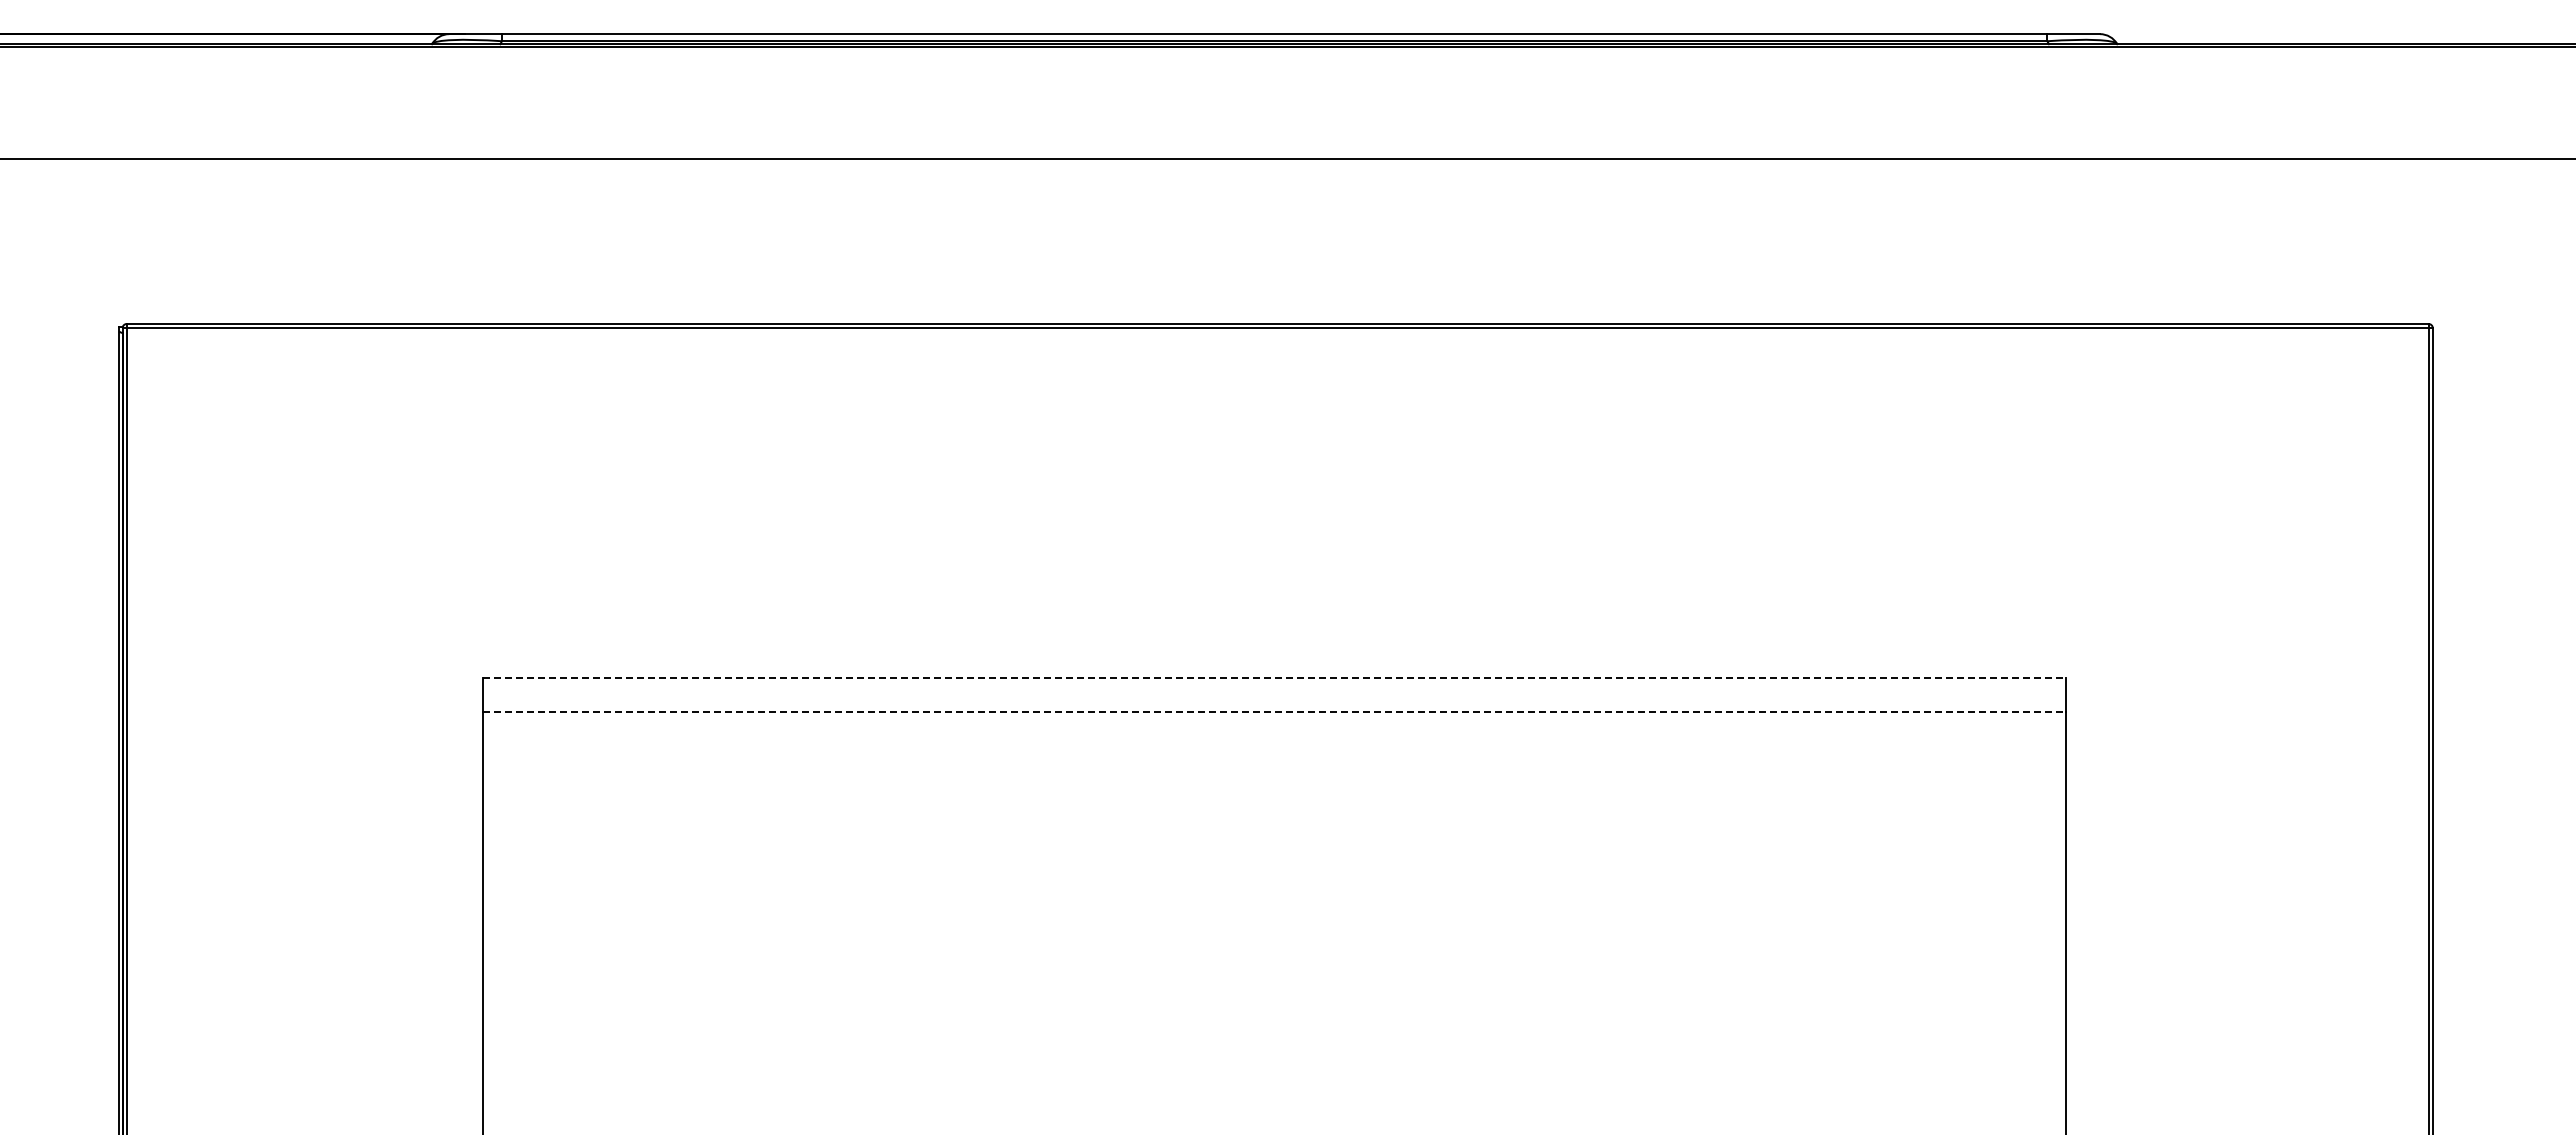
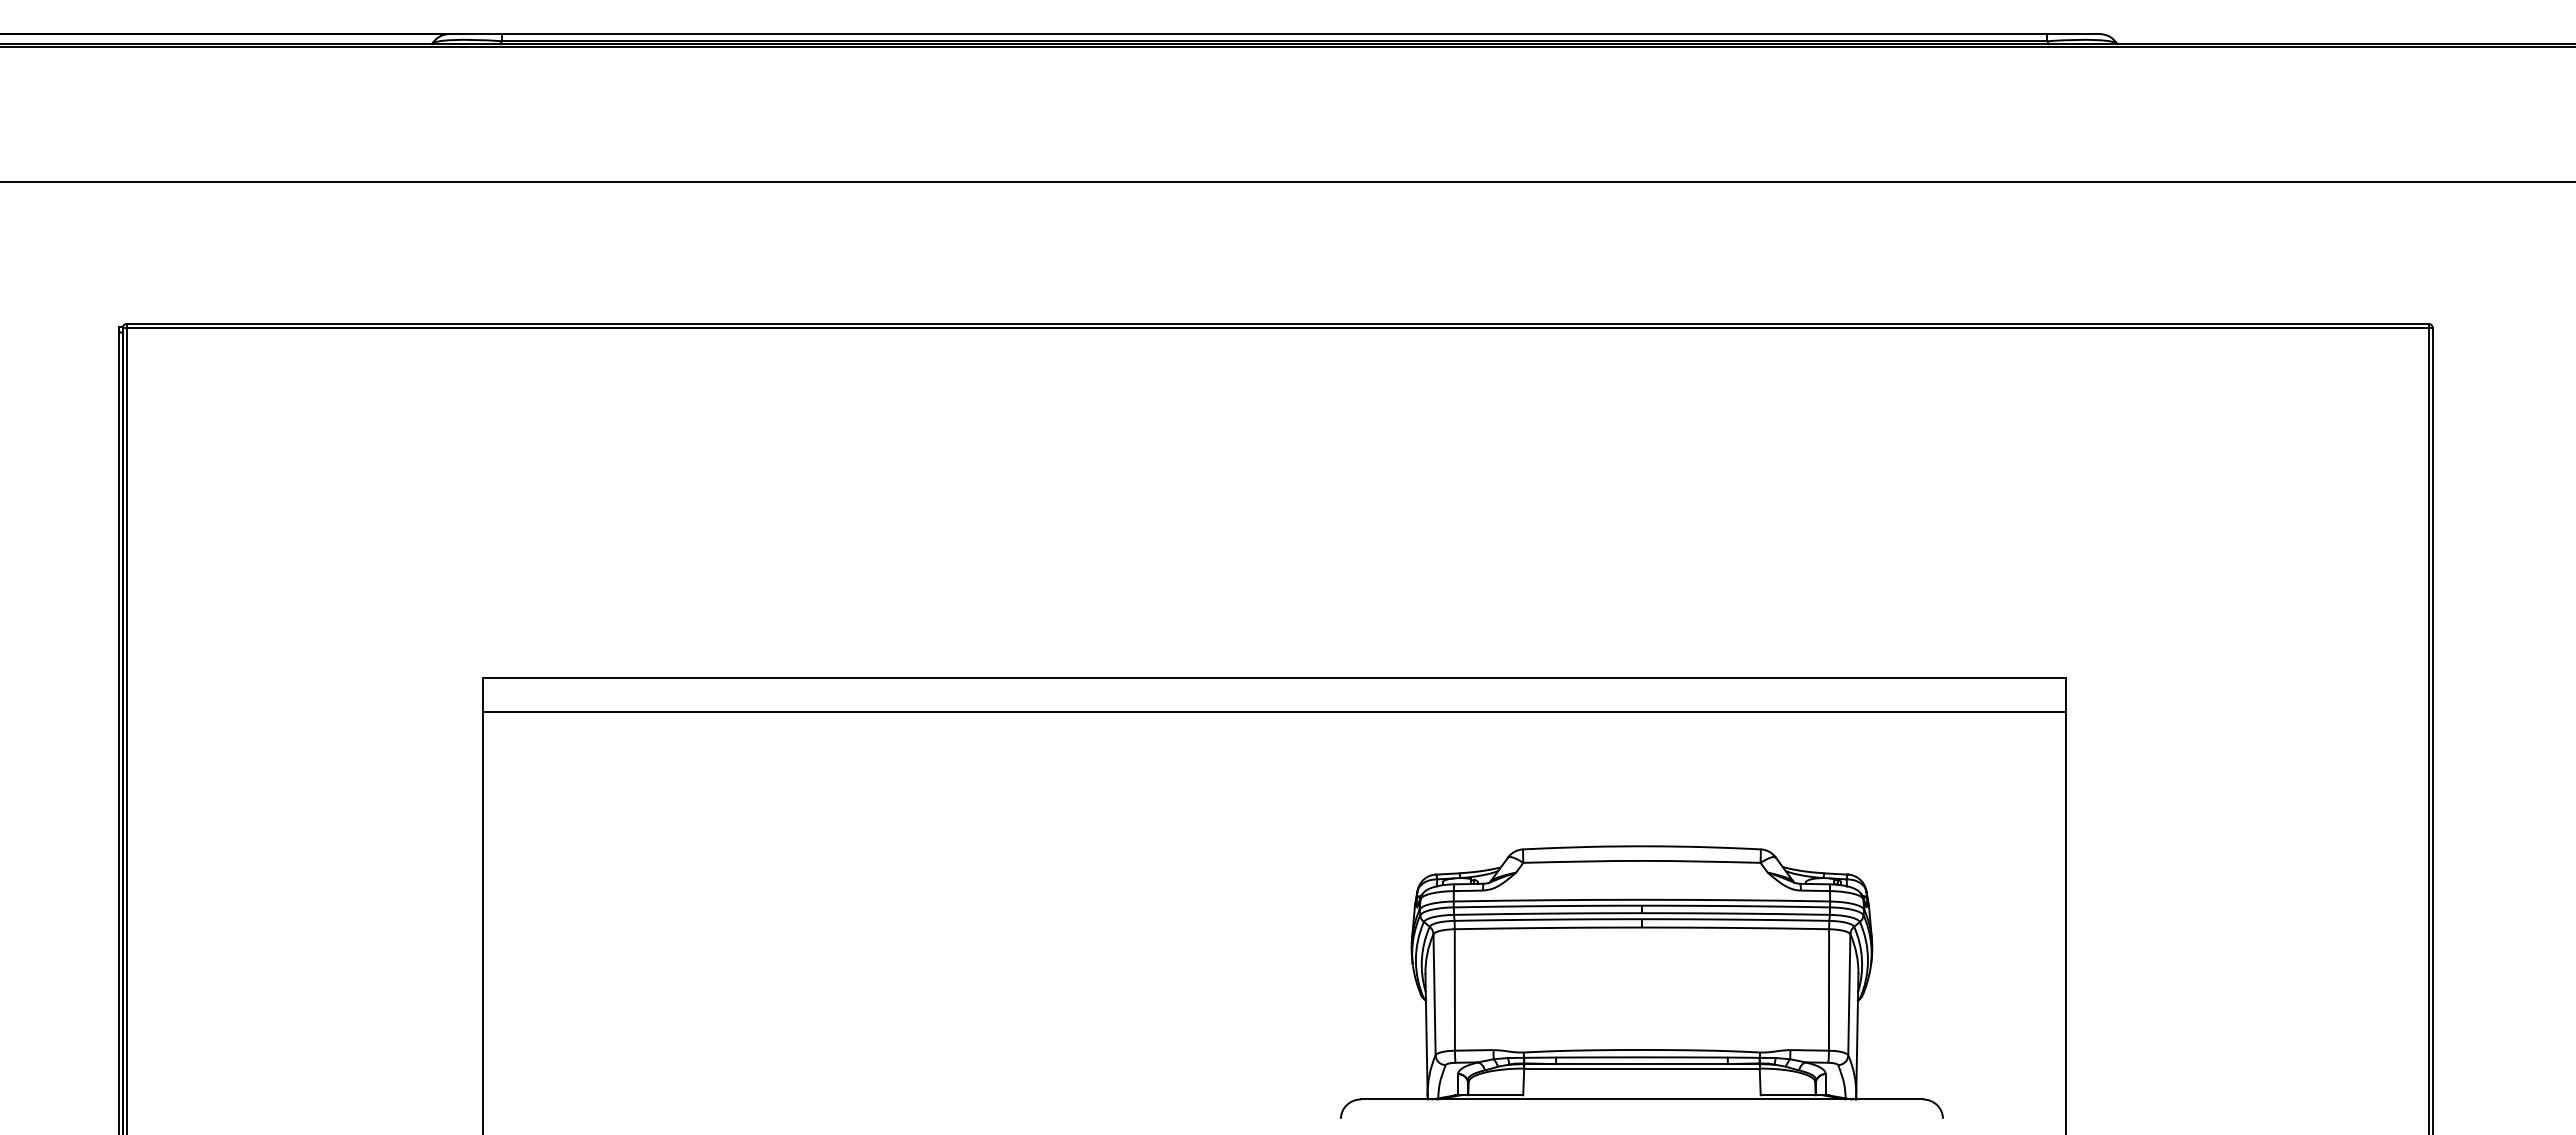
line position: (1287, 158) -> (1287, 181) (1287, 181)
line: dashed -> solid (1274, 677)
line: dashed -> solid (1274, 712)
part: none -> present (1641, 981)
